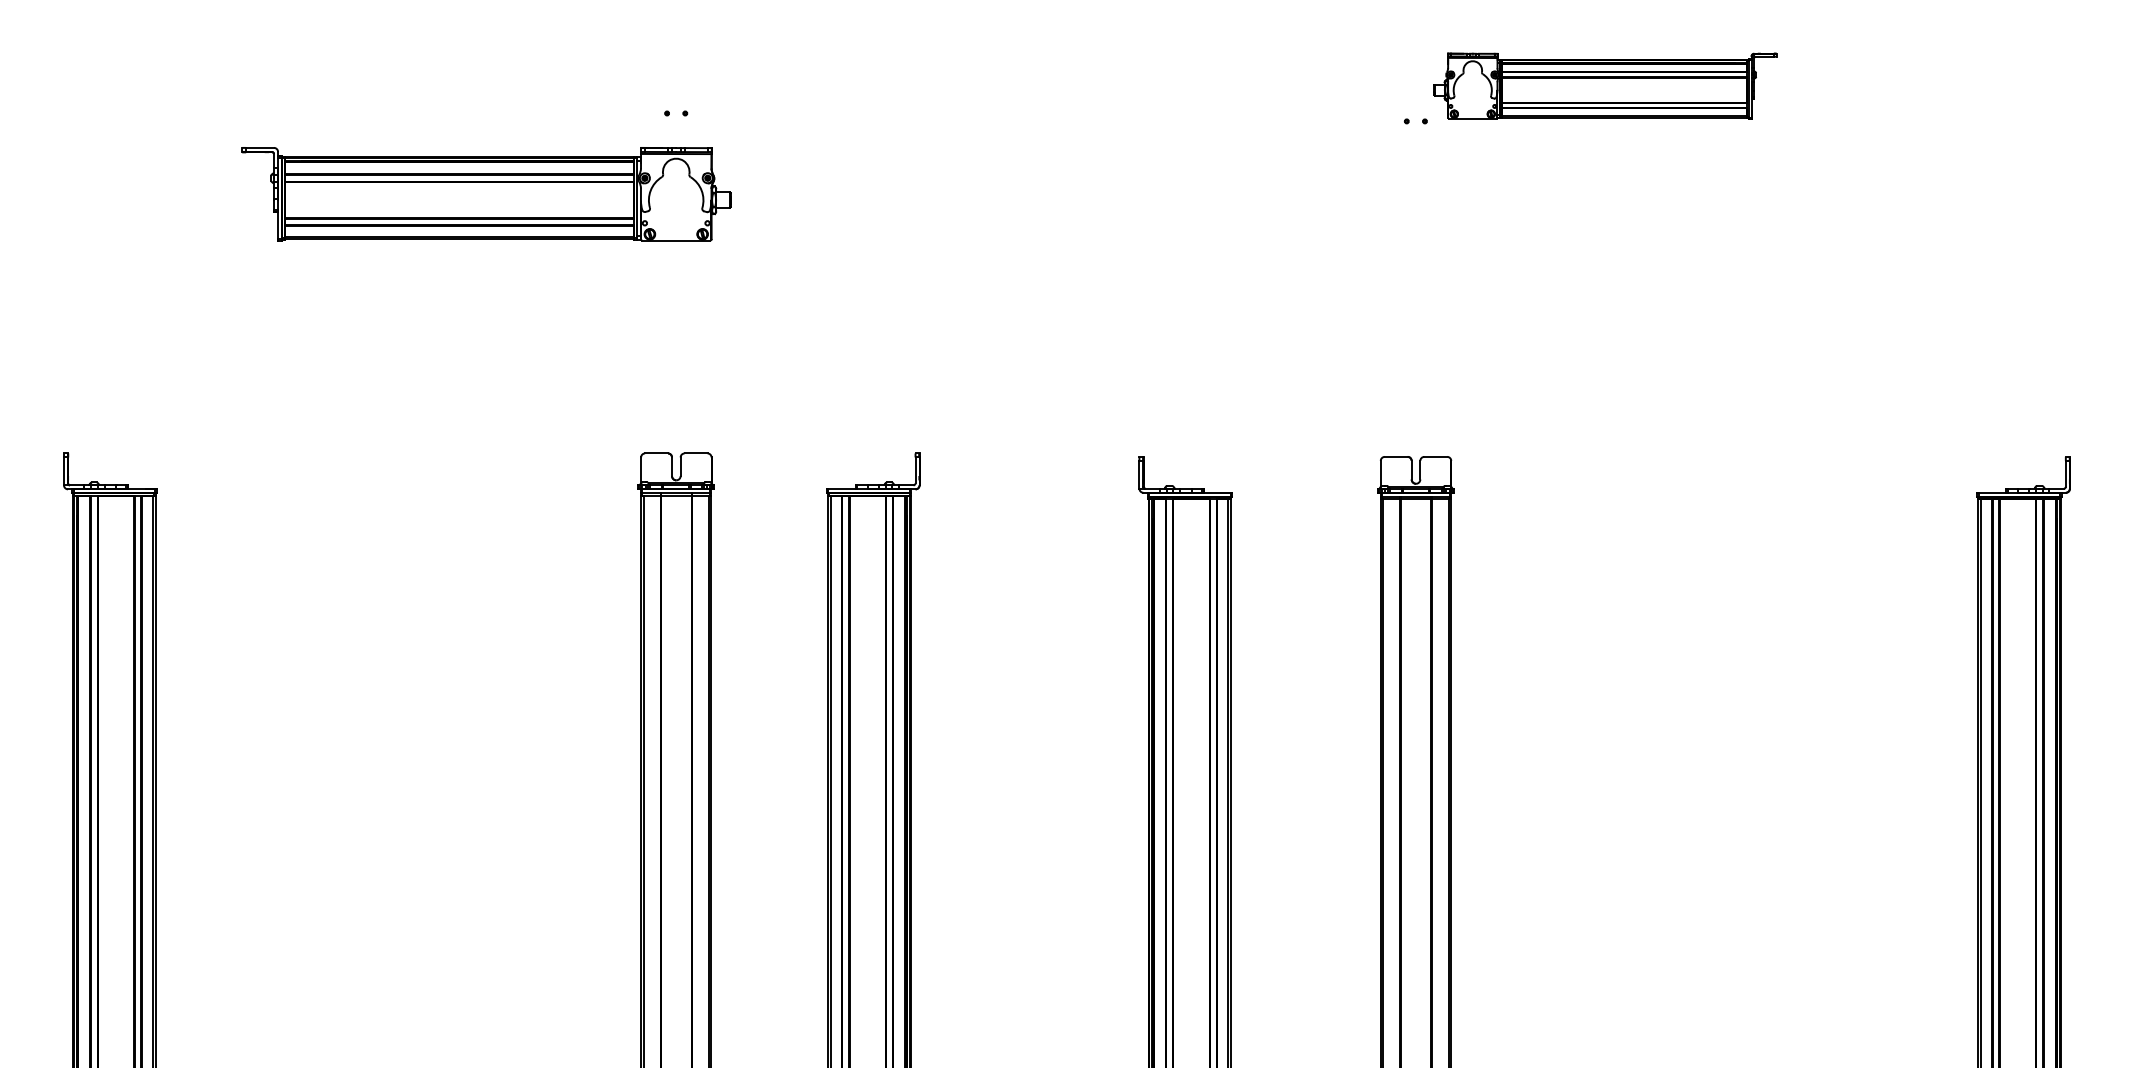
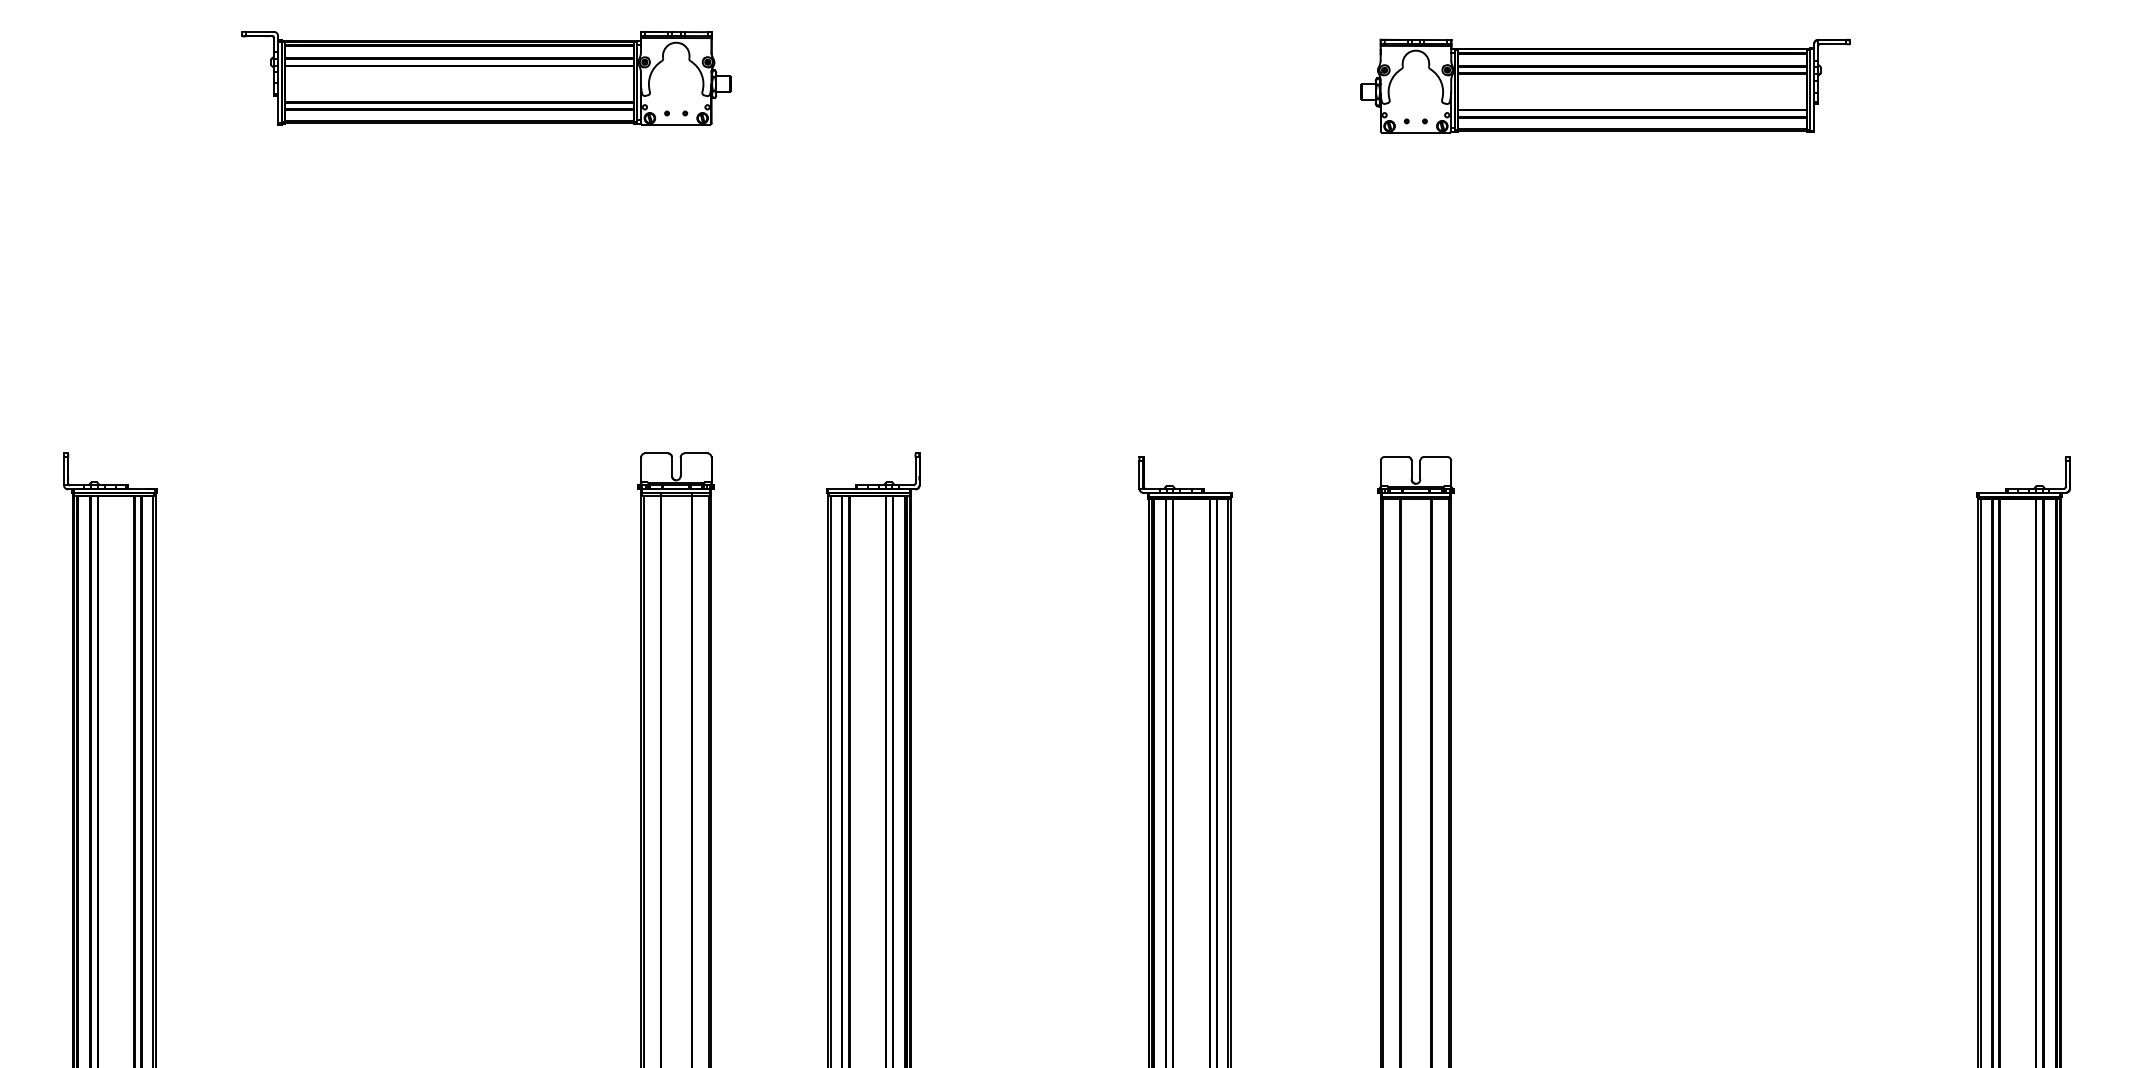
part size: 345x68 px -> 491x96 px (1605, 85)
part position: (486, 194) -> (486, 78) (486, 78)
